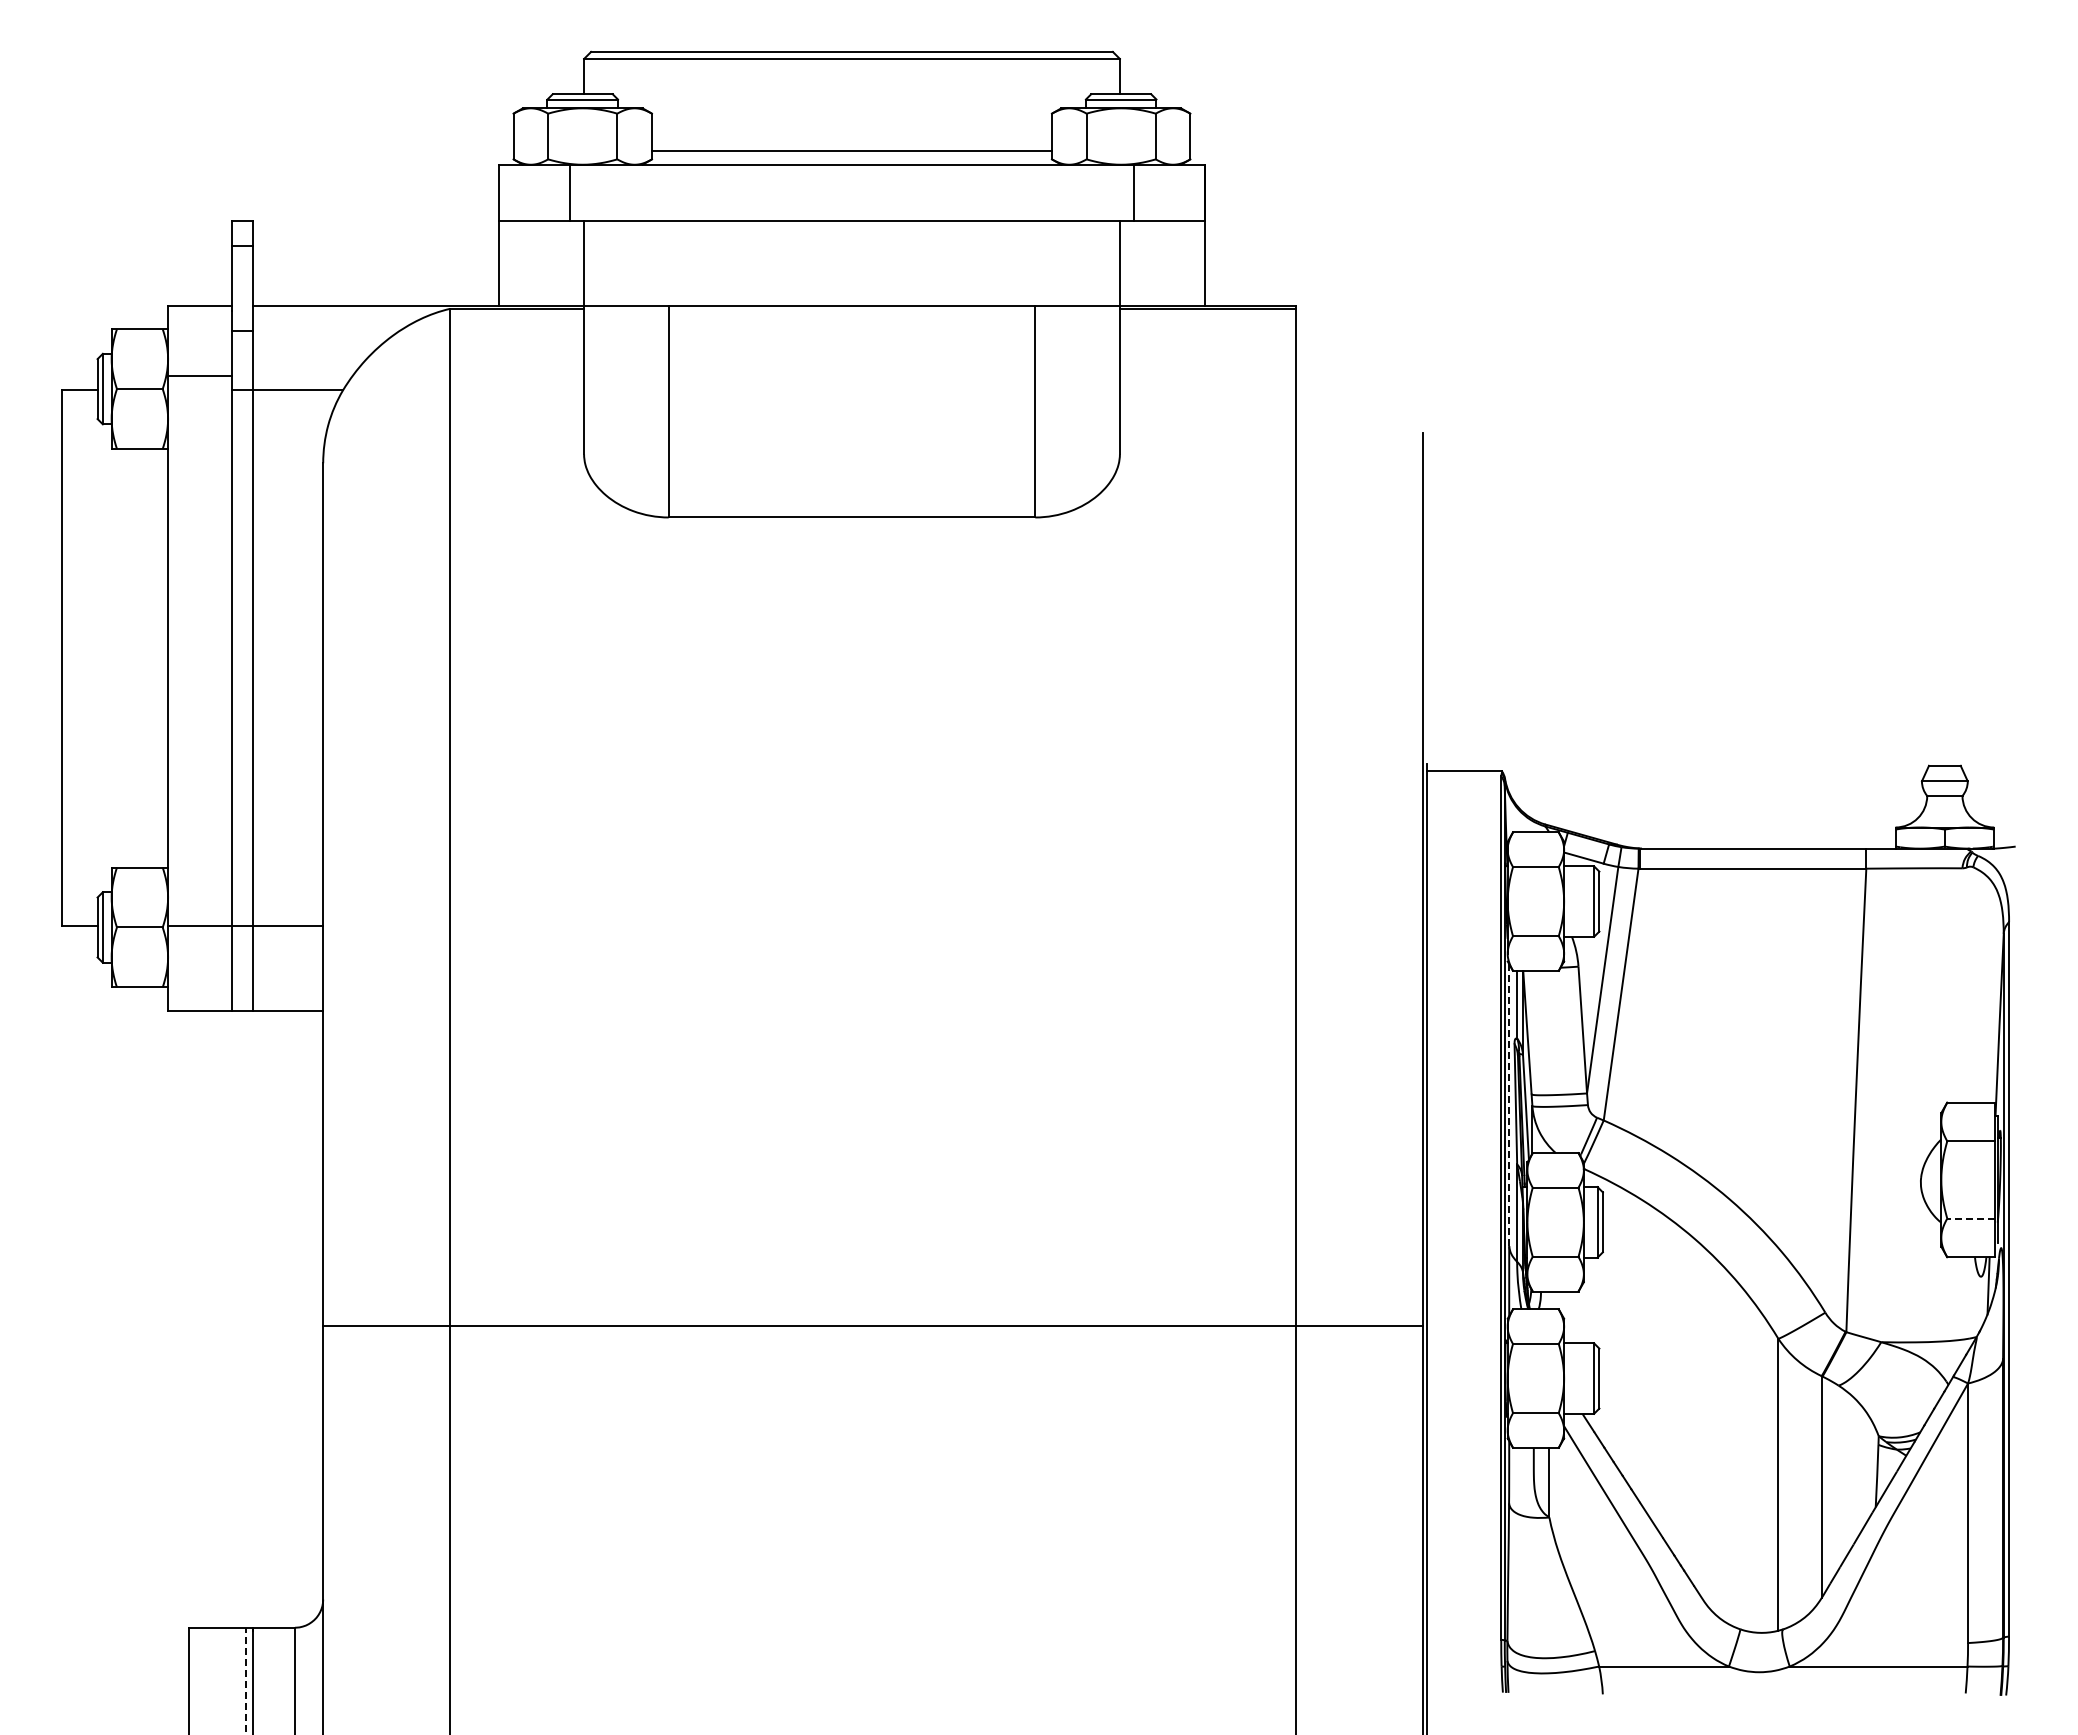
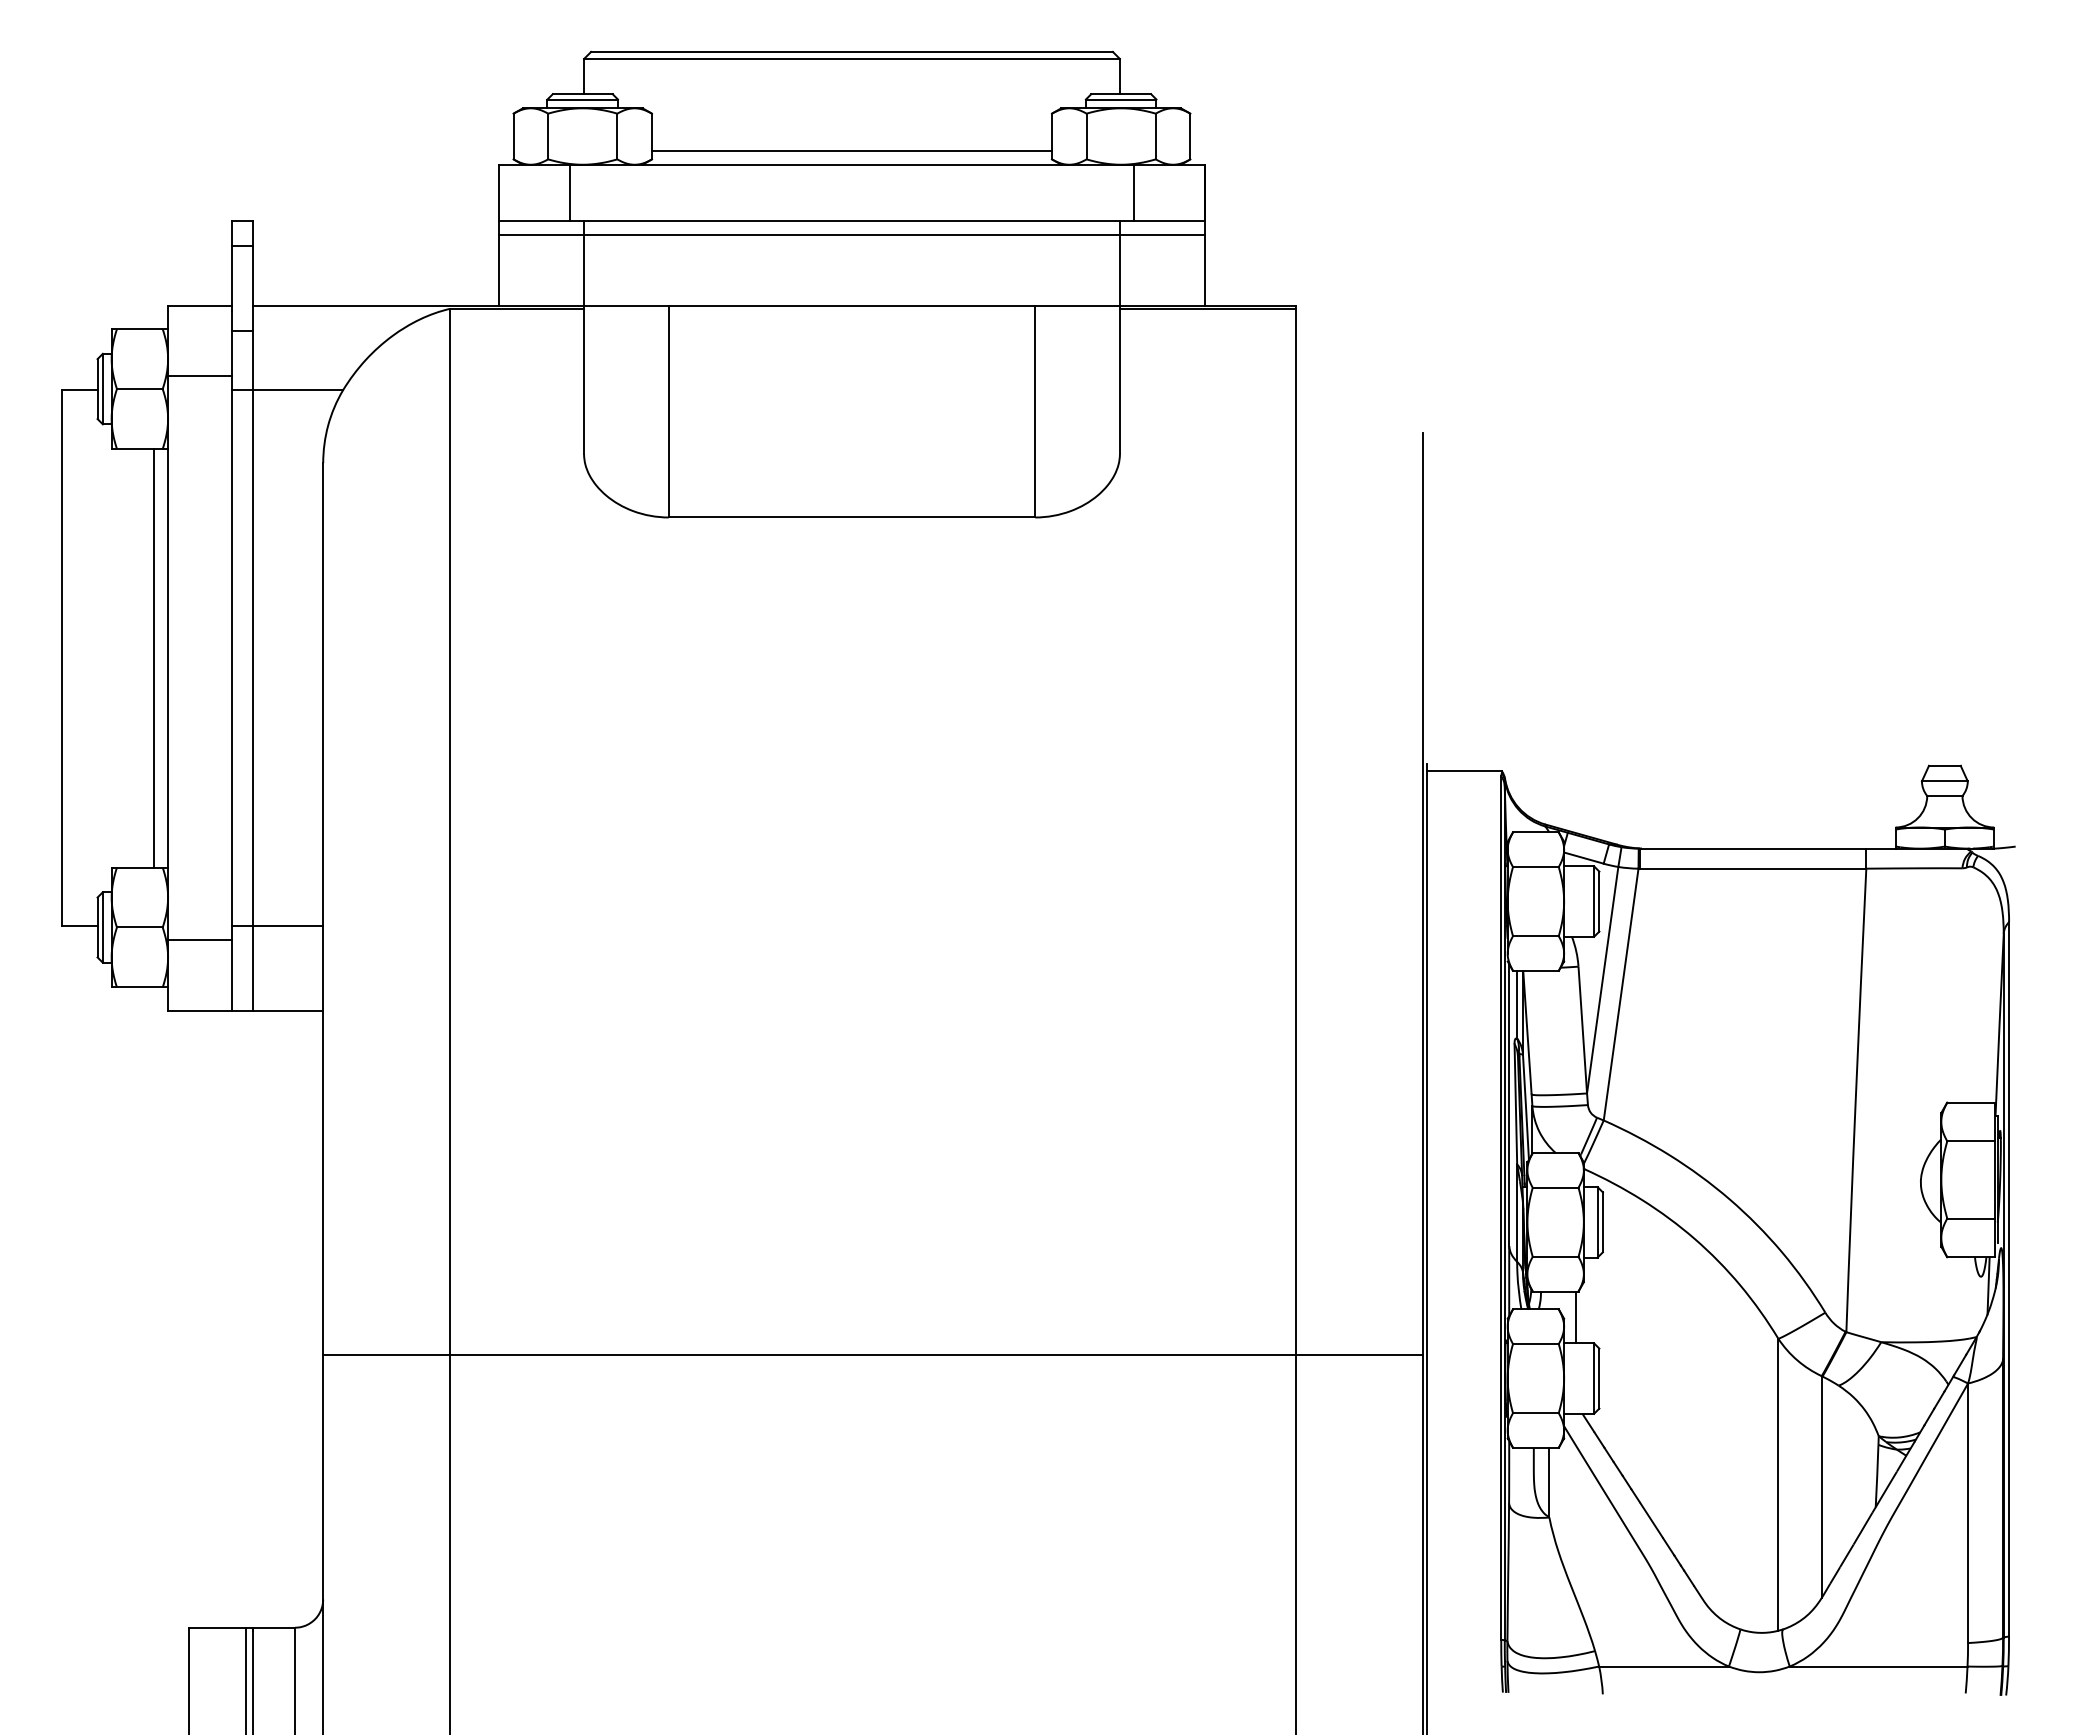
line: none -> present (851, 235)
line: none -> present (153, 658)
line position: (199, 926) -> (199, 940) (199, 940)
line: dashed -> solid (1509, 1105)
line: dashed -> solid (1971, 1218)
line: none -> present (1575, 1317)
line position: (873, 1326) -> (873, 1355) (873, 1355)
line: dashed -> solid (245, 1680)
